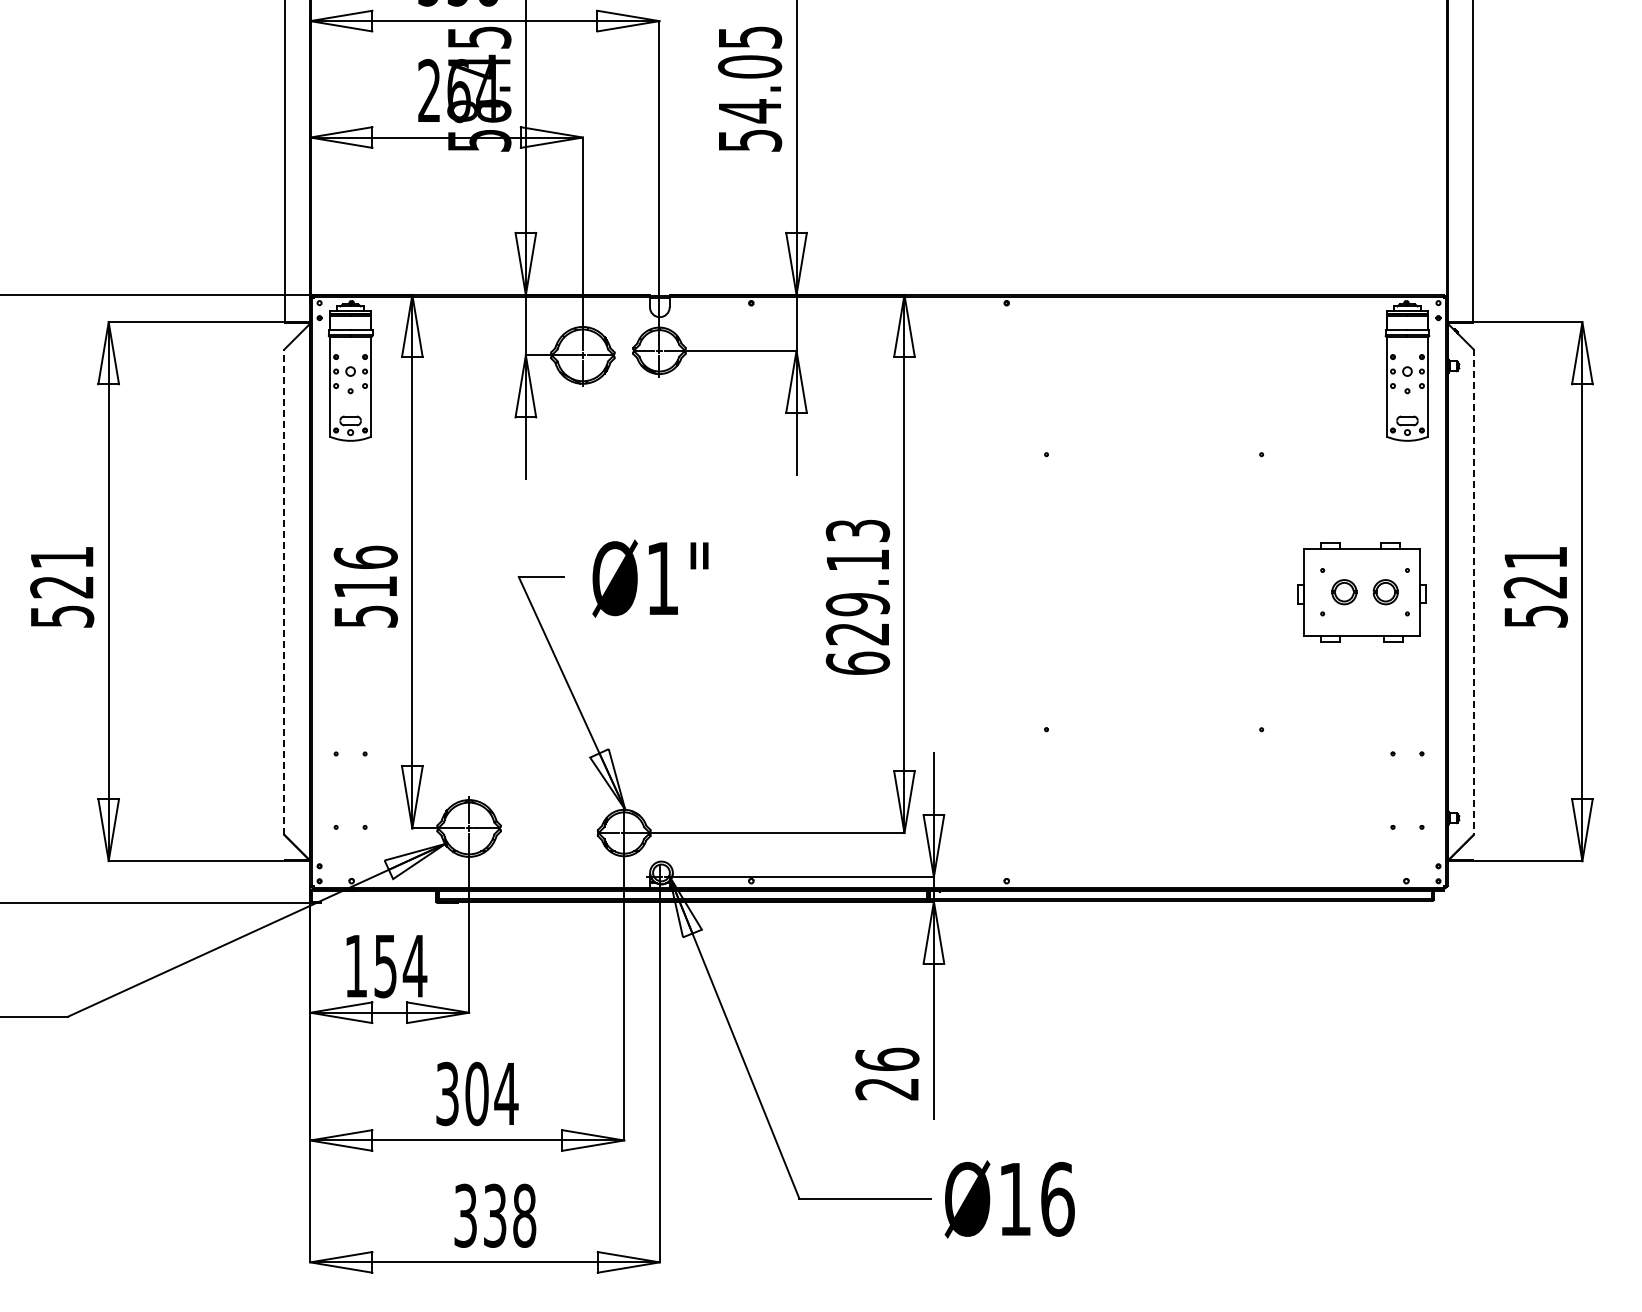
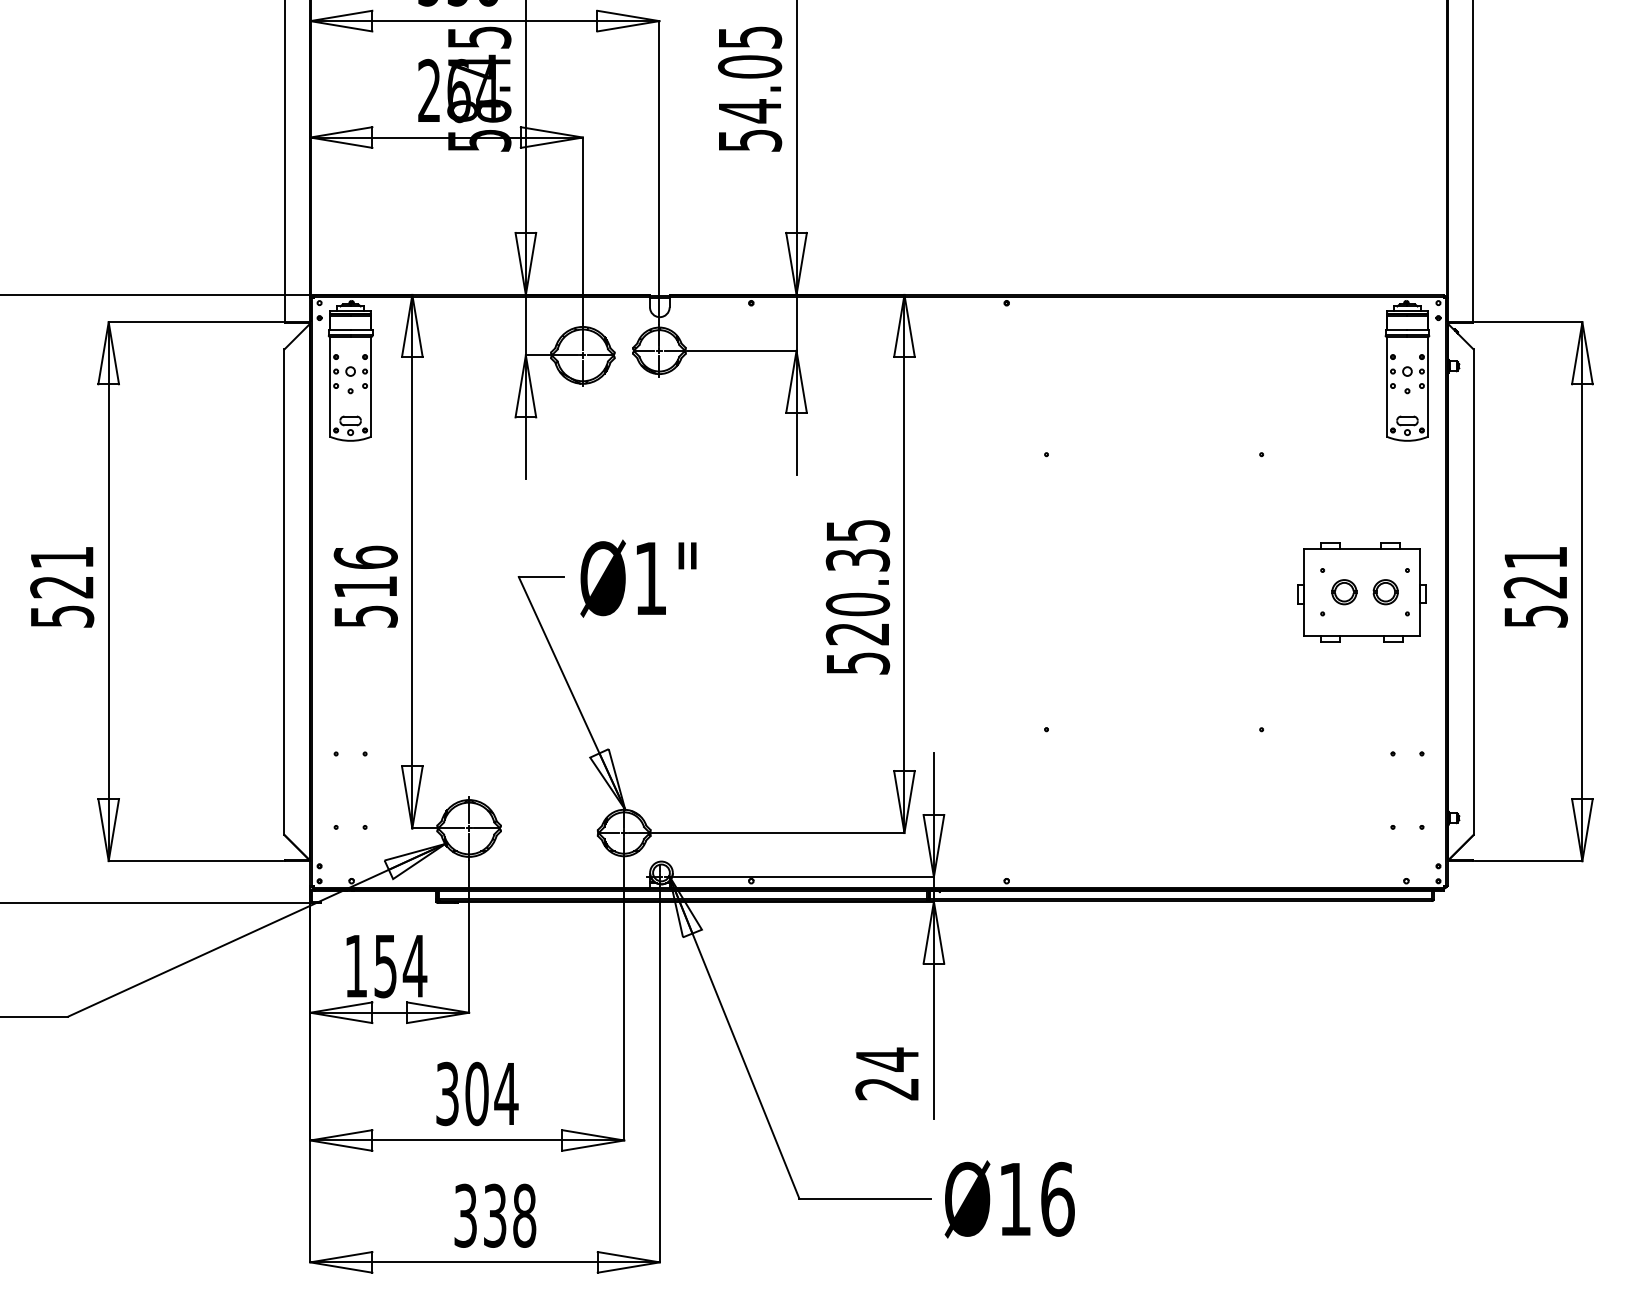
text position: (650, 578) -> (638, 578) (638, 578)
line: dashed -> solid (284, 592)
line: dashed -> solid (1473, 592)
text: 629.13 -> 520.35 (857, 596)
text: 26 -> 24 (887, 1059)
